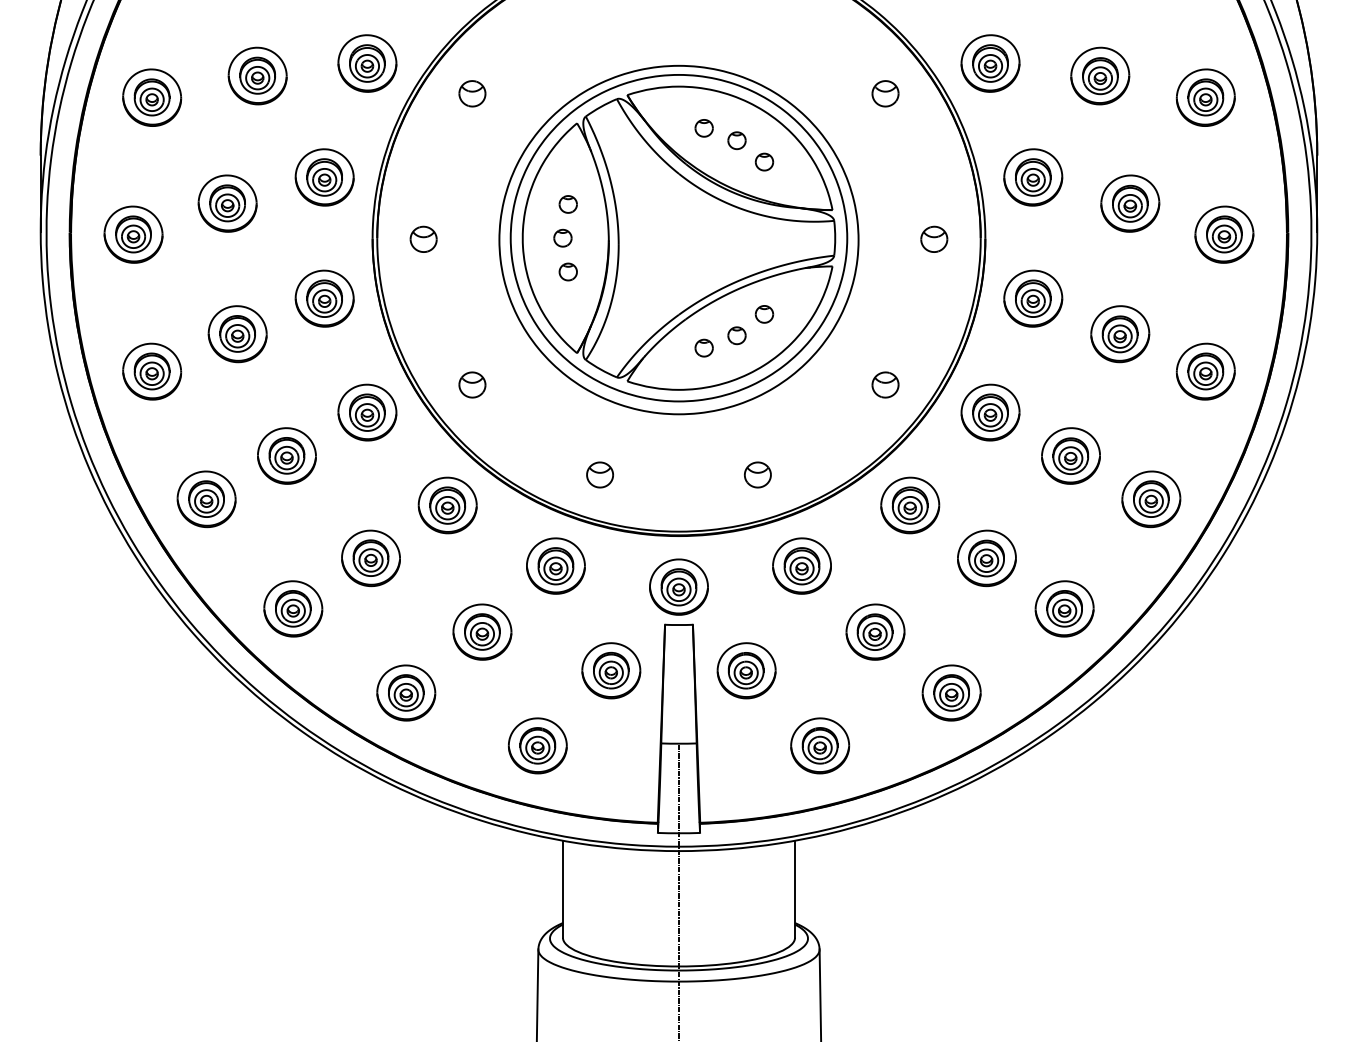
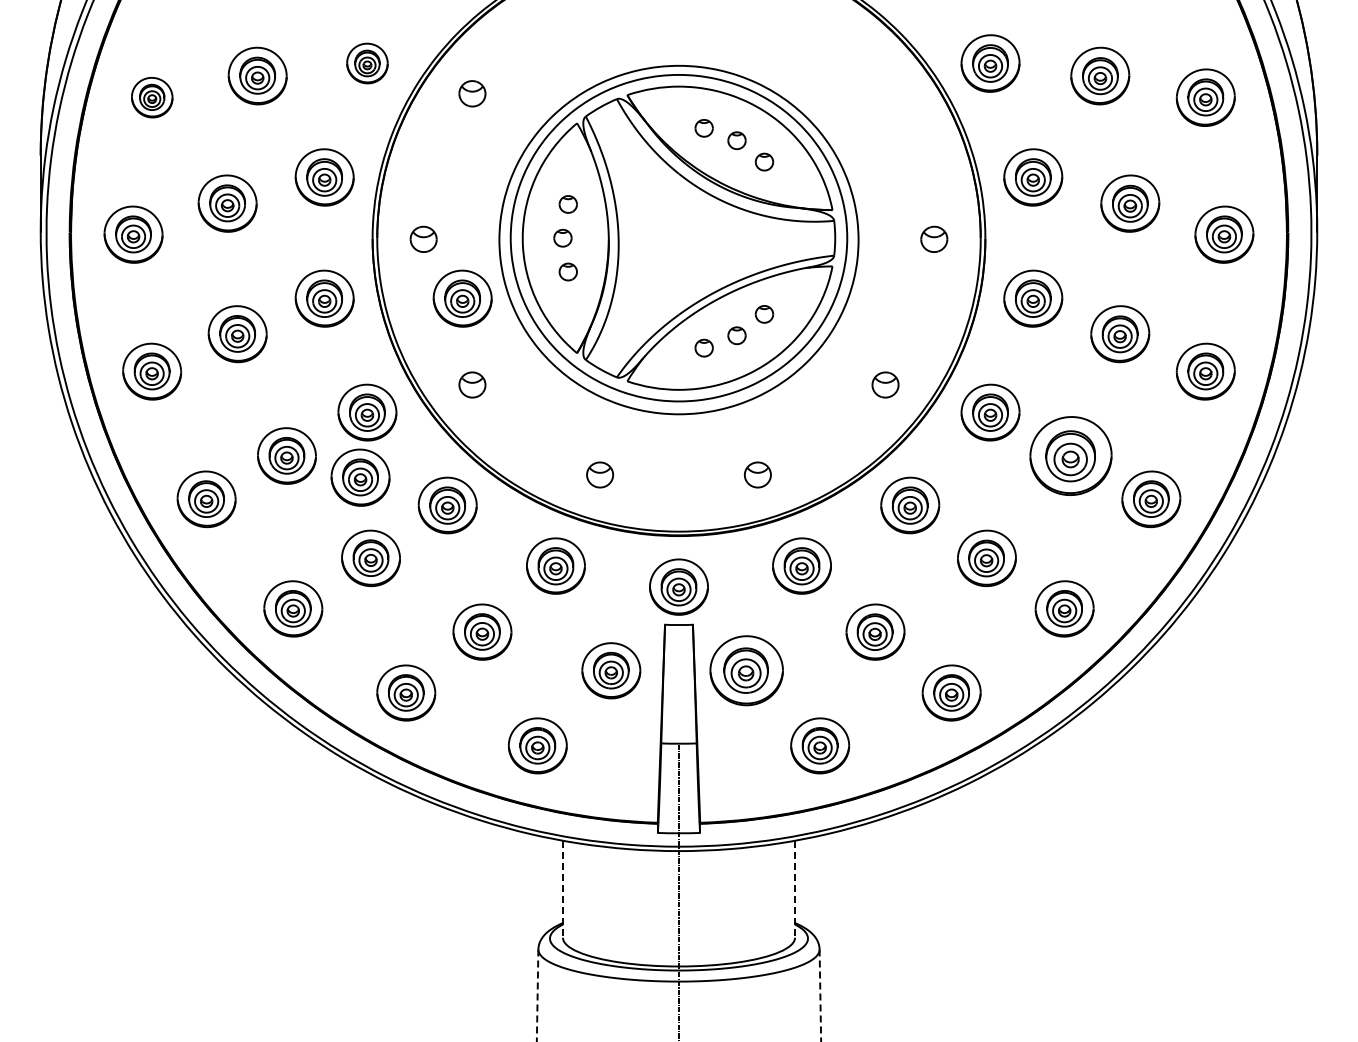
part size: 61x59 px -> 43x43 px (367, 63)
part: present -> none (885, 93)
part size: 61x59 px -> 43x42 px (152, 97)
part: none -> present (462, 298)
part size: 60x58 px -> 84x80 px (1070, 455)
part: none -> present (360, 477)
part size: 61x58 px -> 75x72 px (746, 670)
line: solid -> dashed (562, 889)
line: solid -> dashed (795, 889)
line: solid -> dashed (537, 995)
line: solid -> dashed (820, 995)
